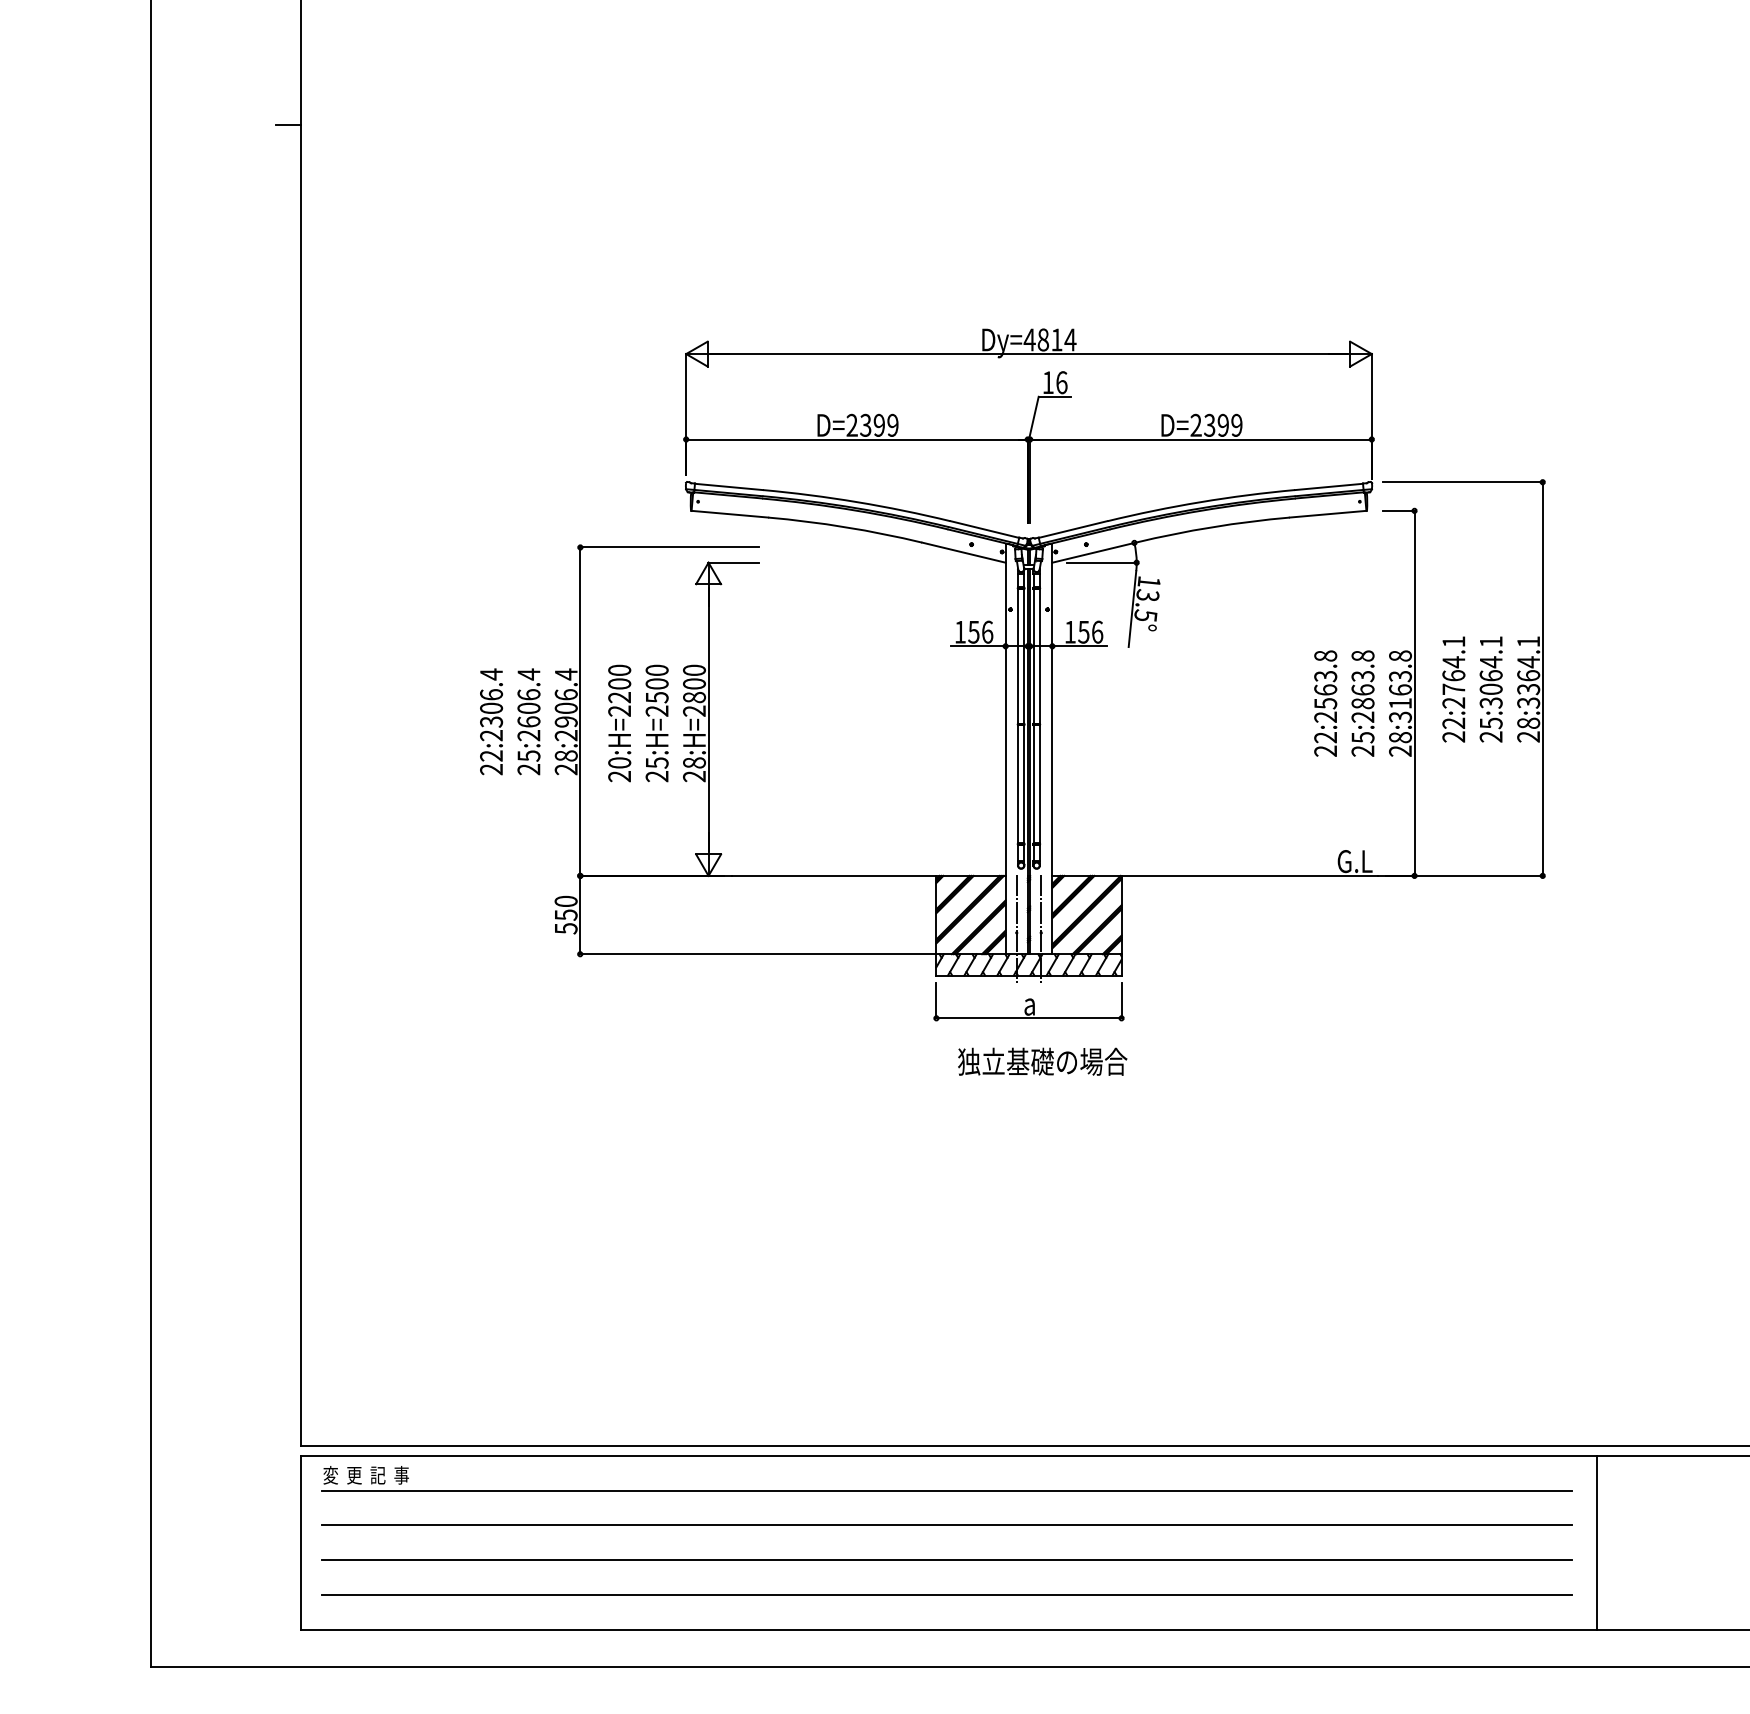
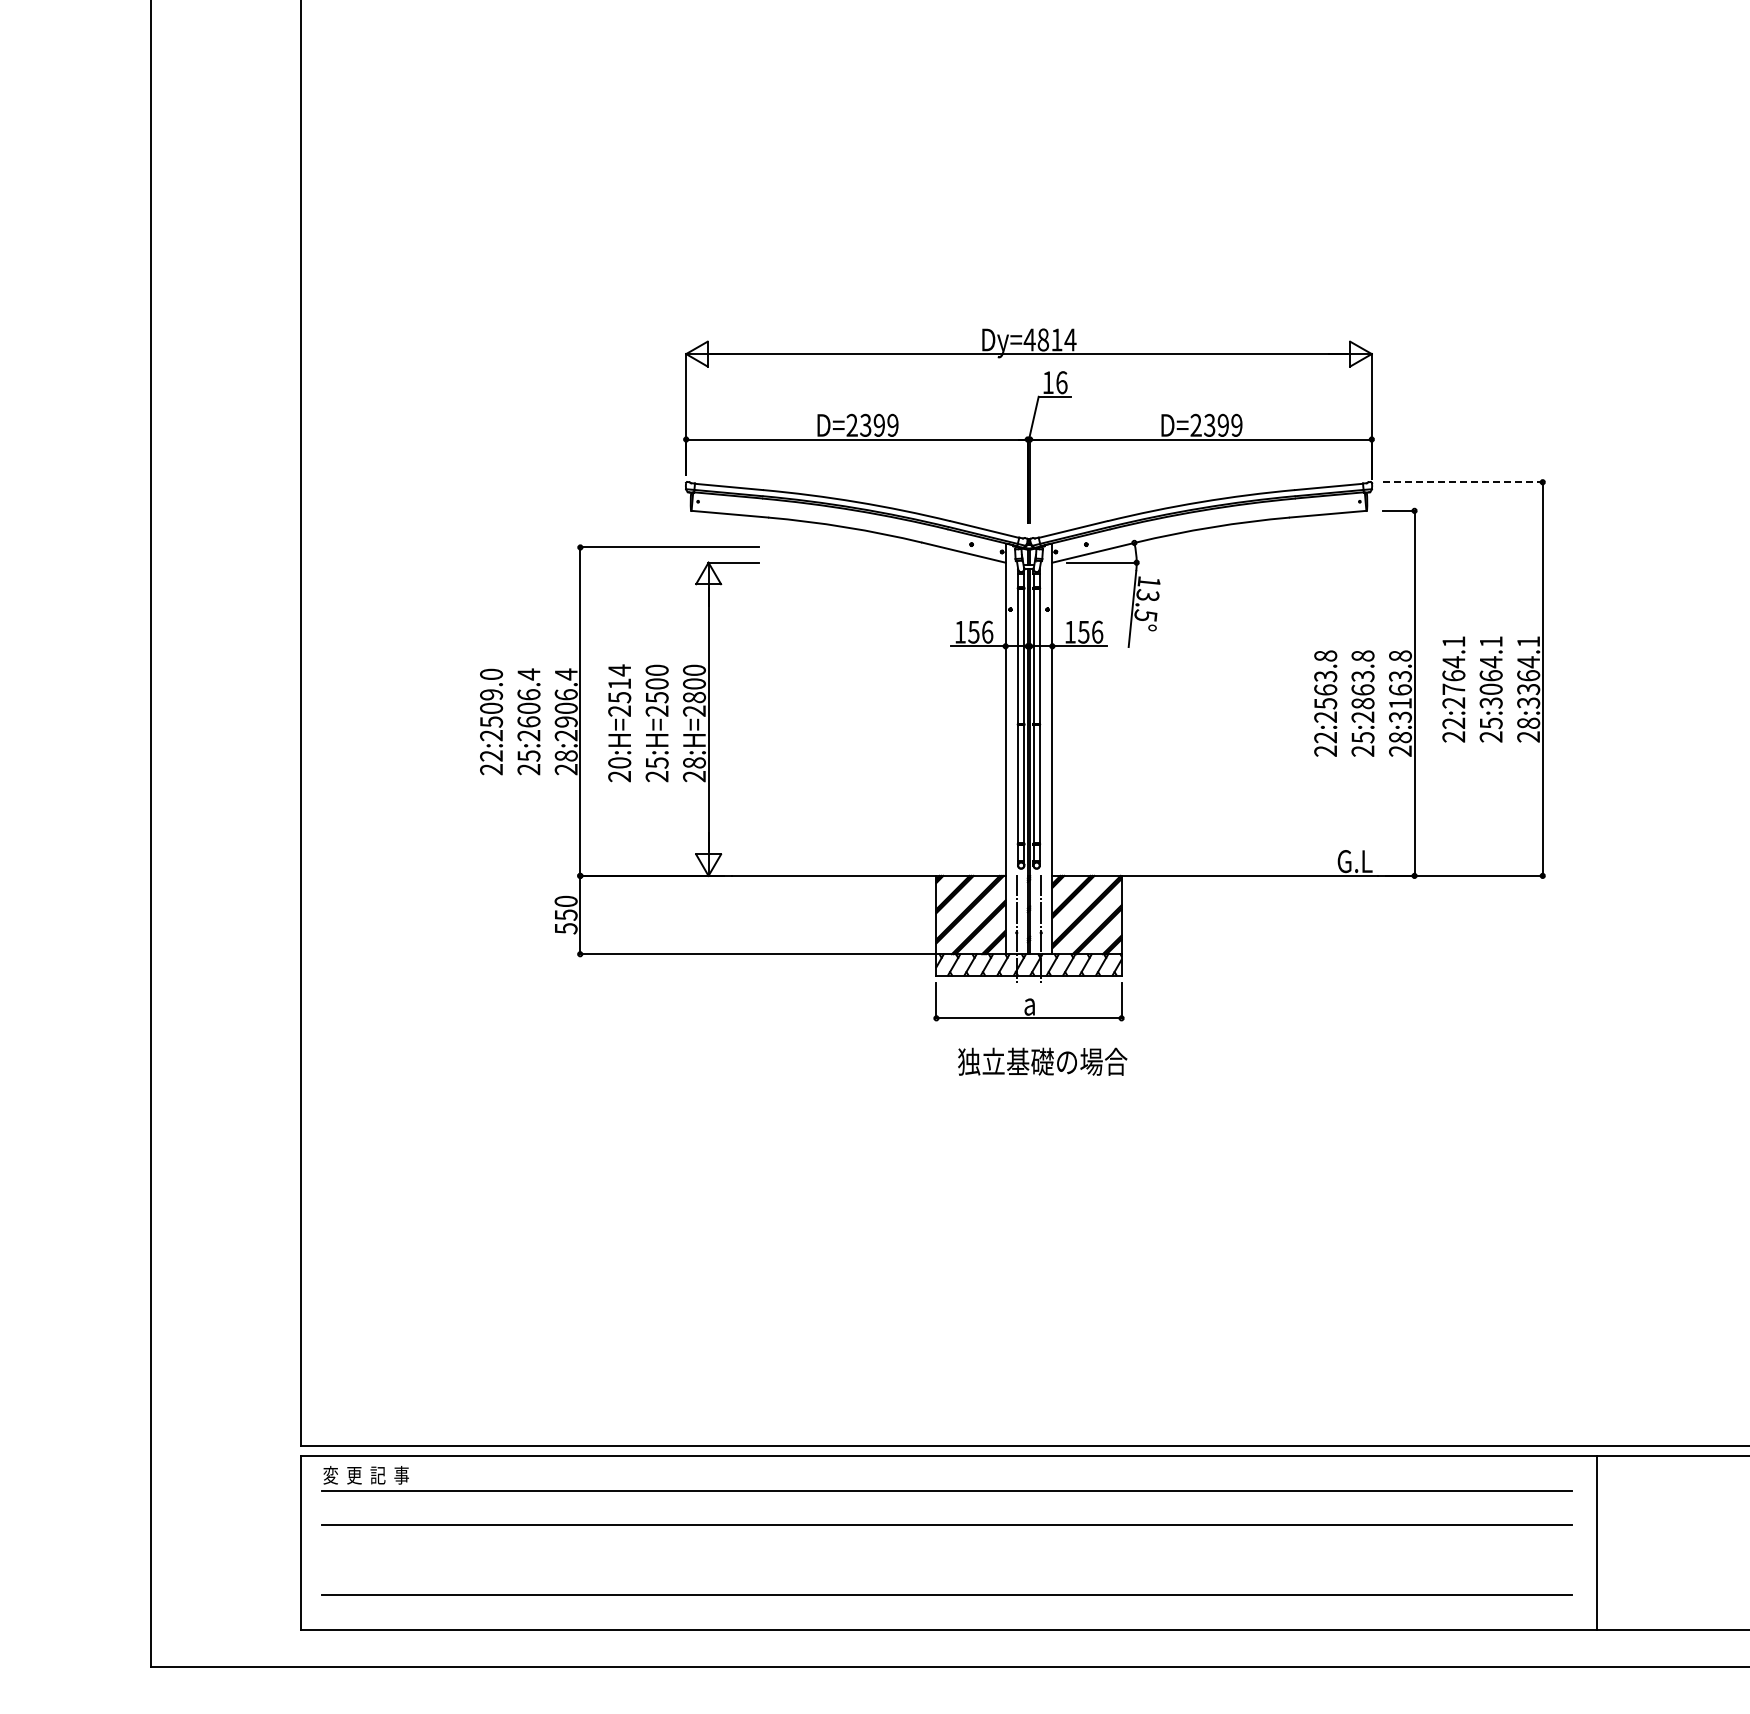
line: present -> none (287, 124)
line: solid -> dashed (1462, 482)
text: 20:H=2200 -> 20:H=2514 (619, 683)
text: 22:2306.4 -> 22:2509.0 (491, 697)
line: present -> none (946, 1560)
